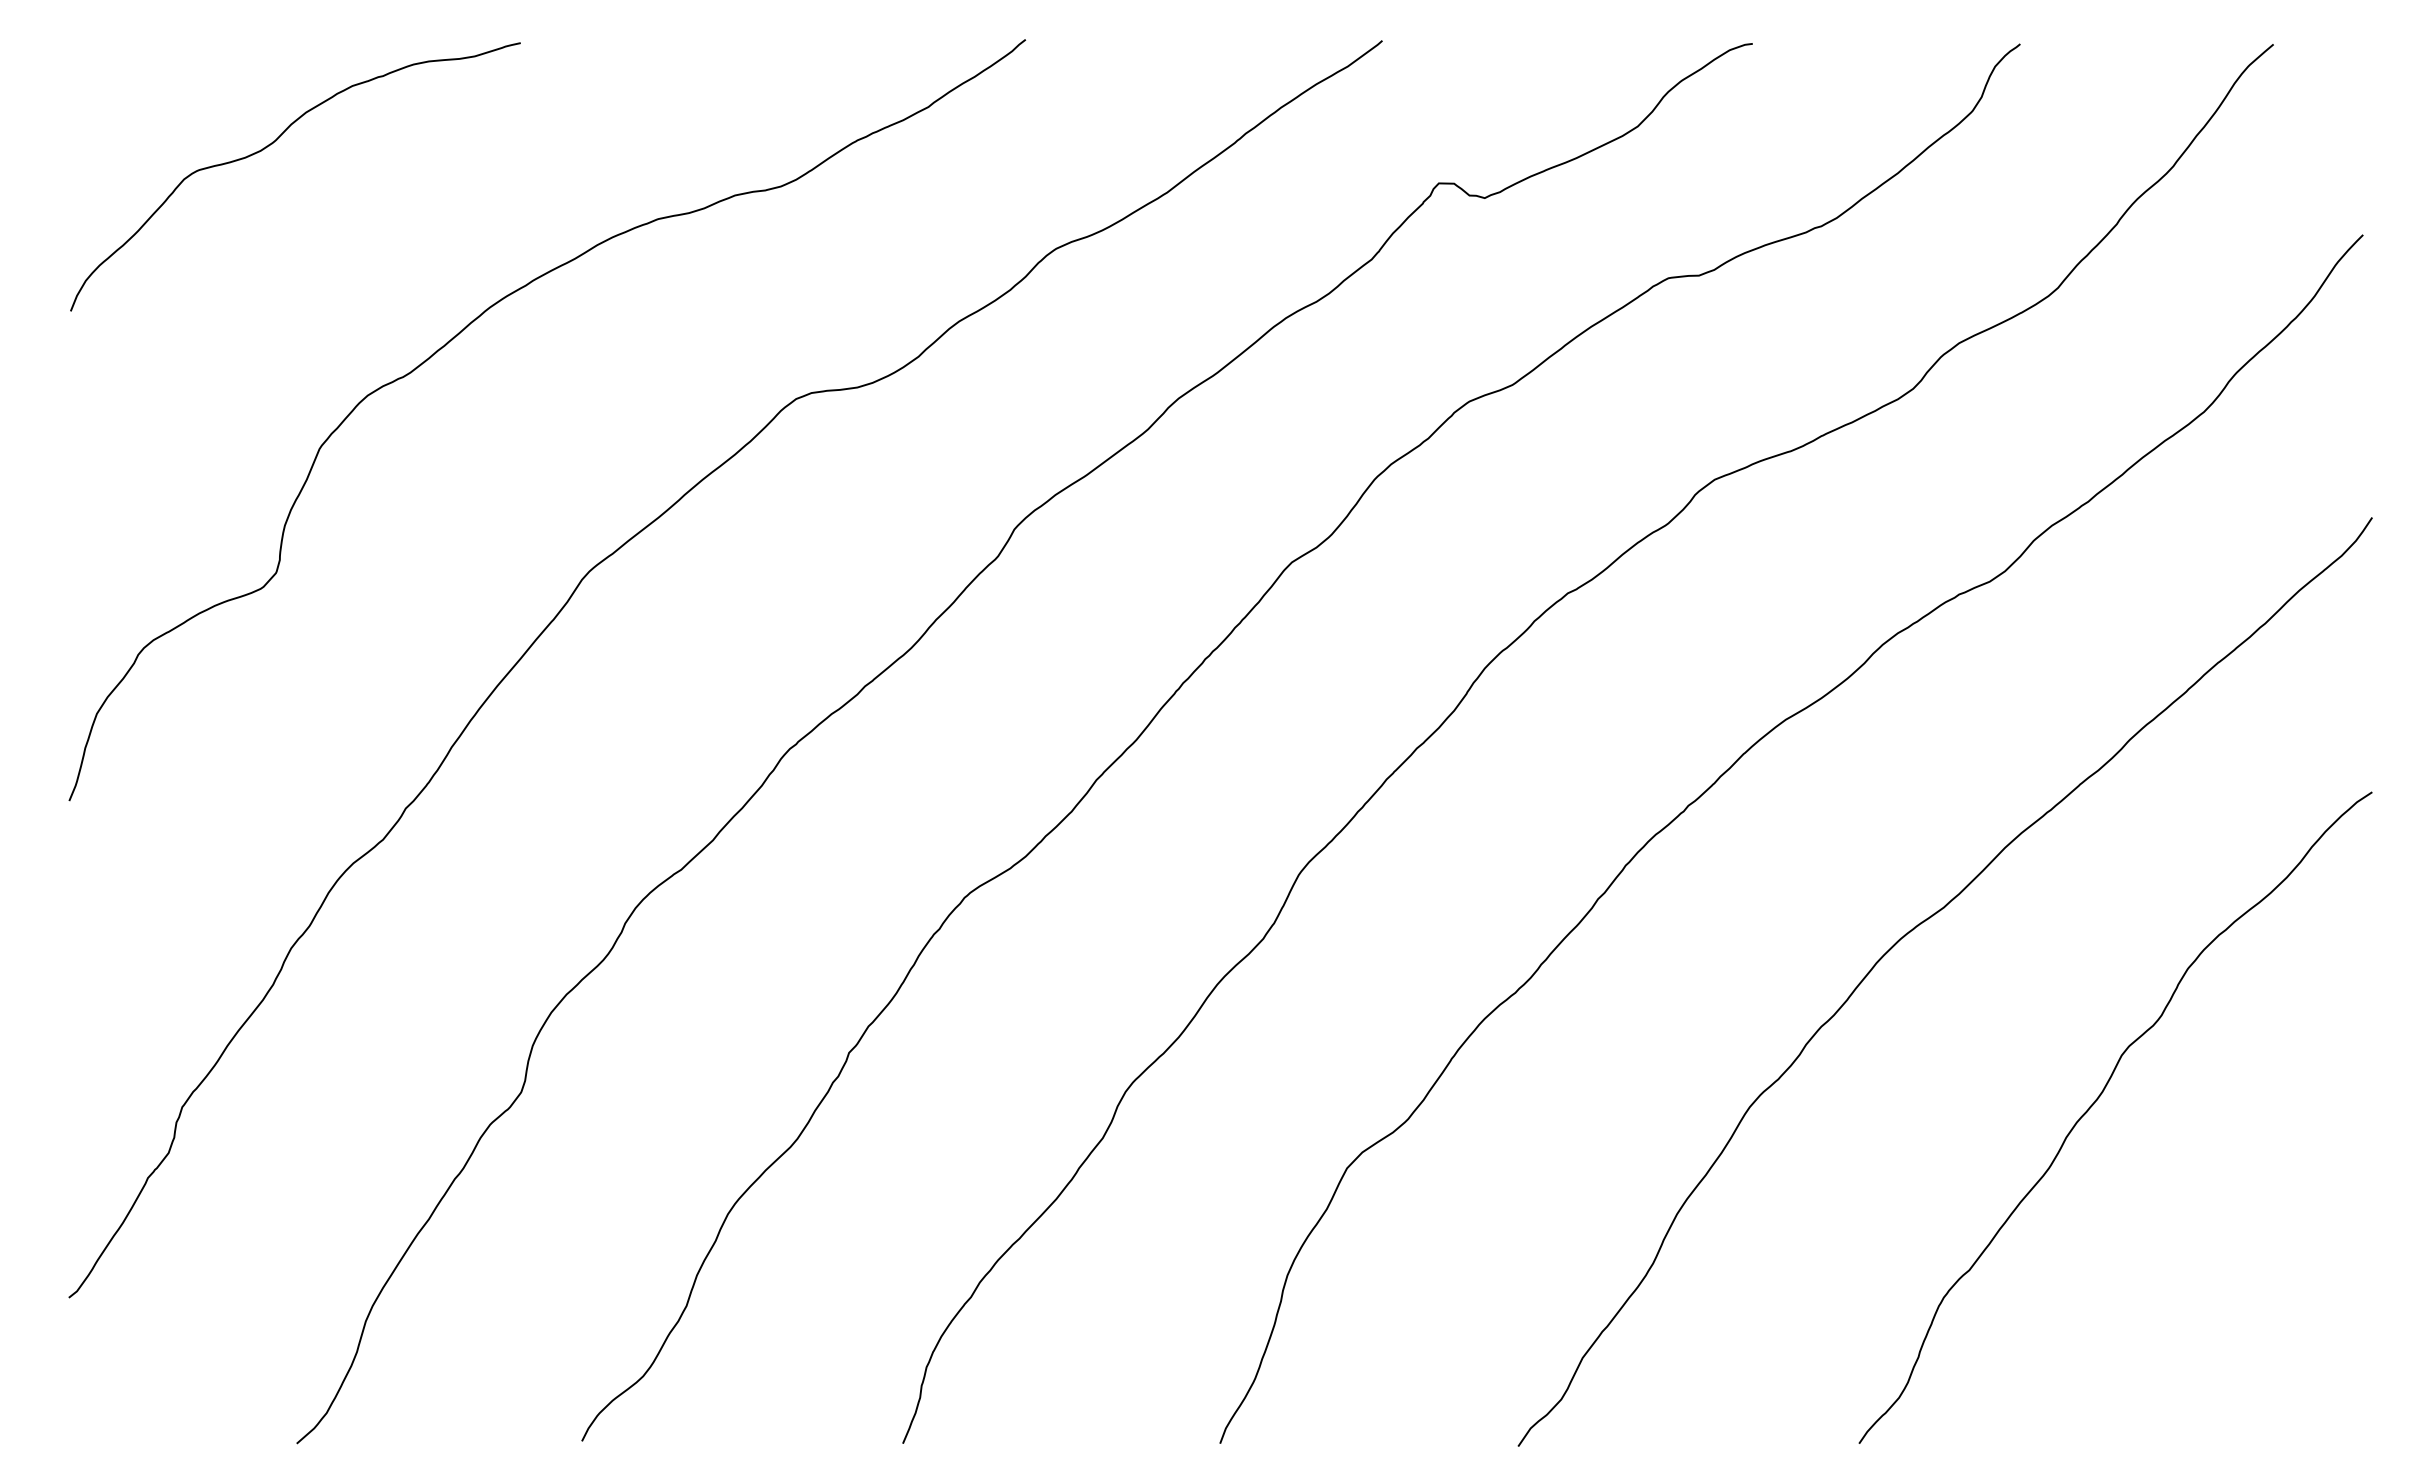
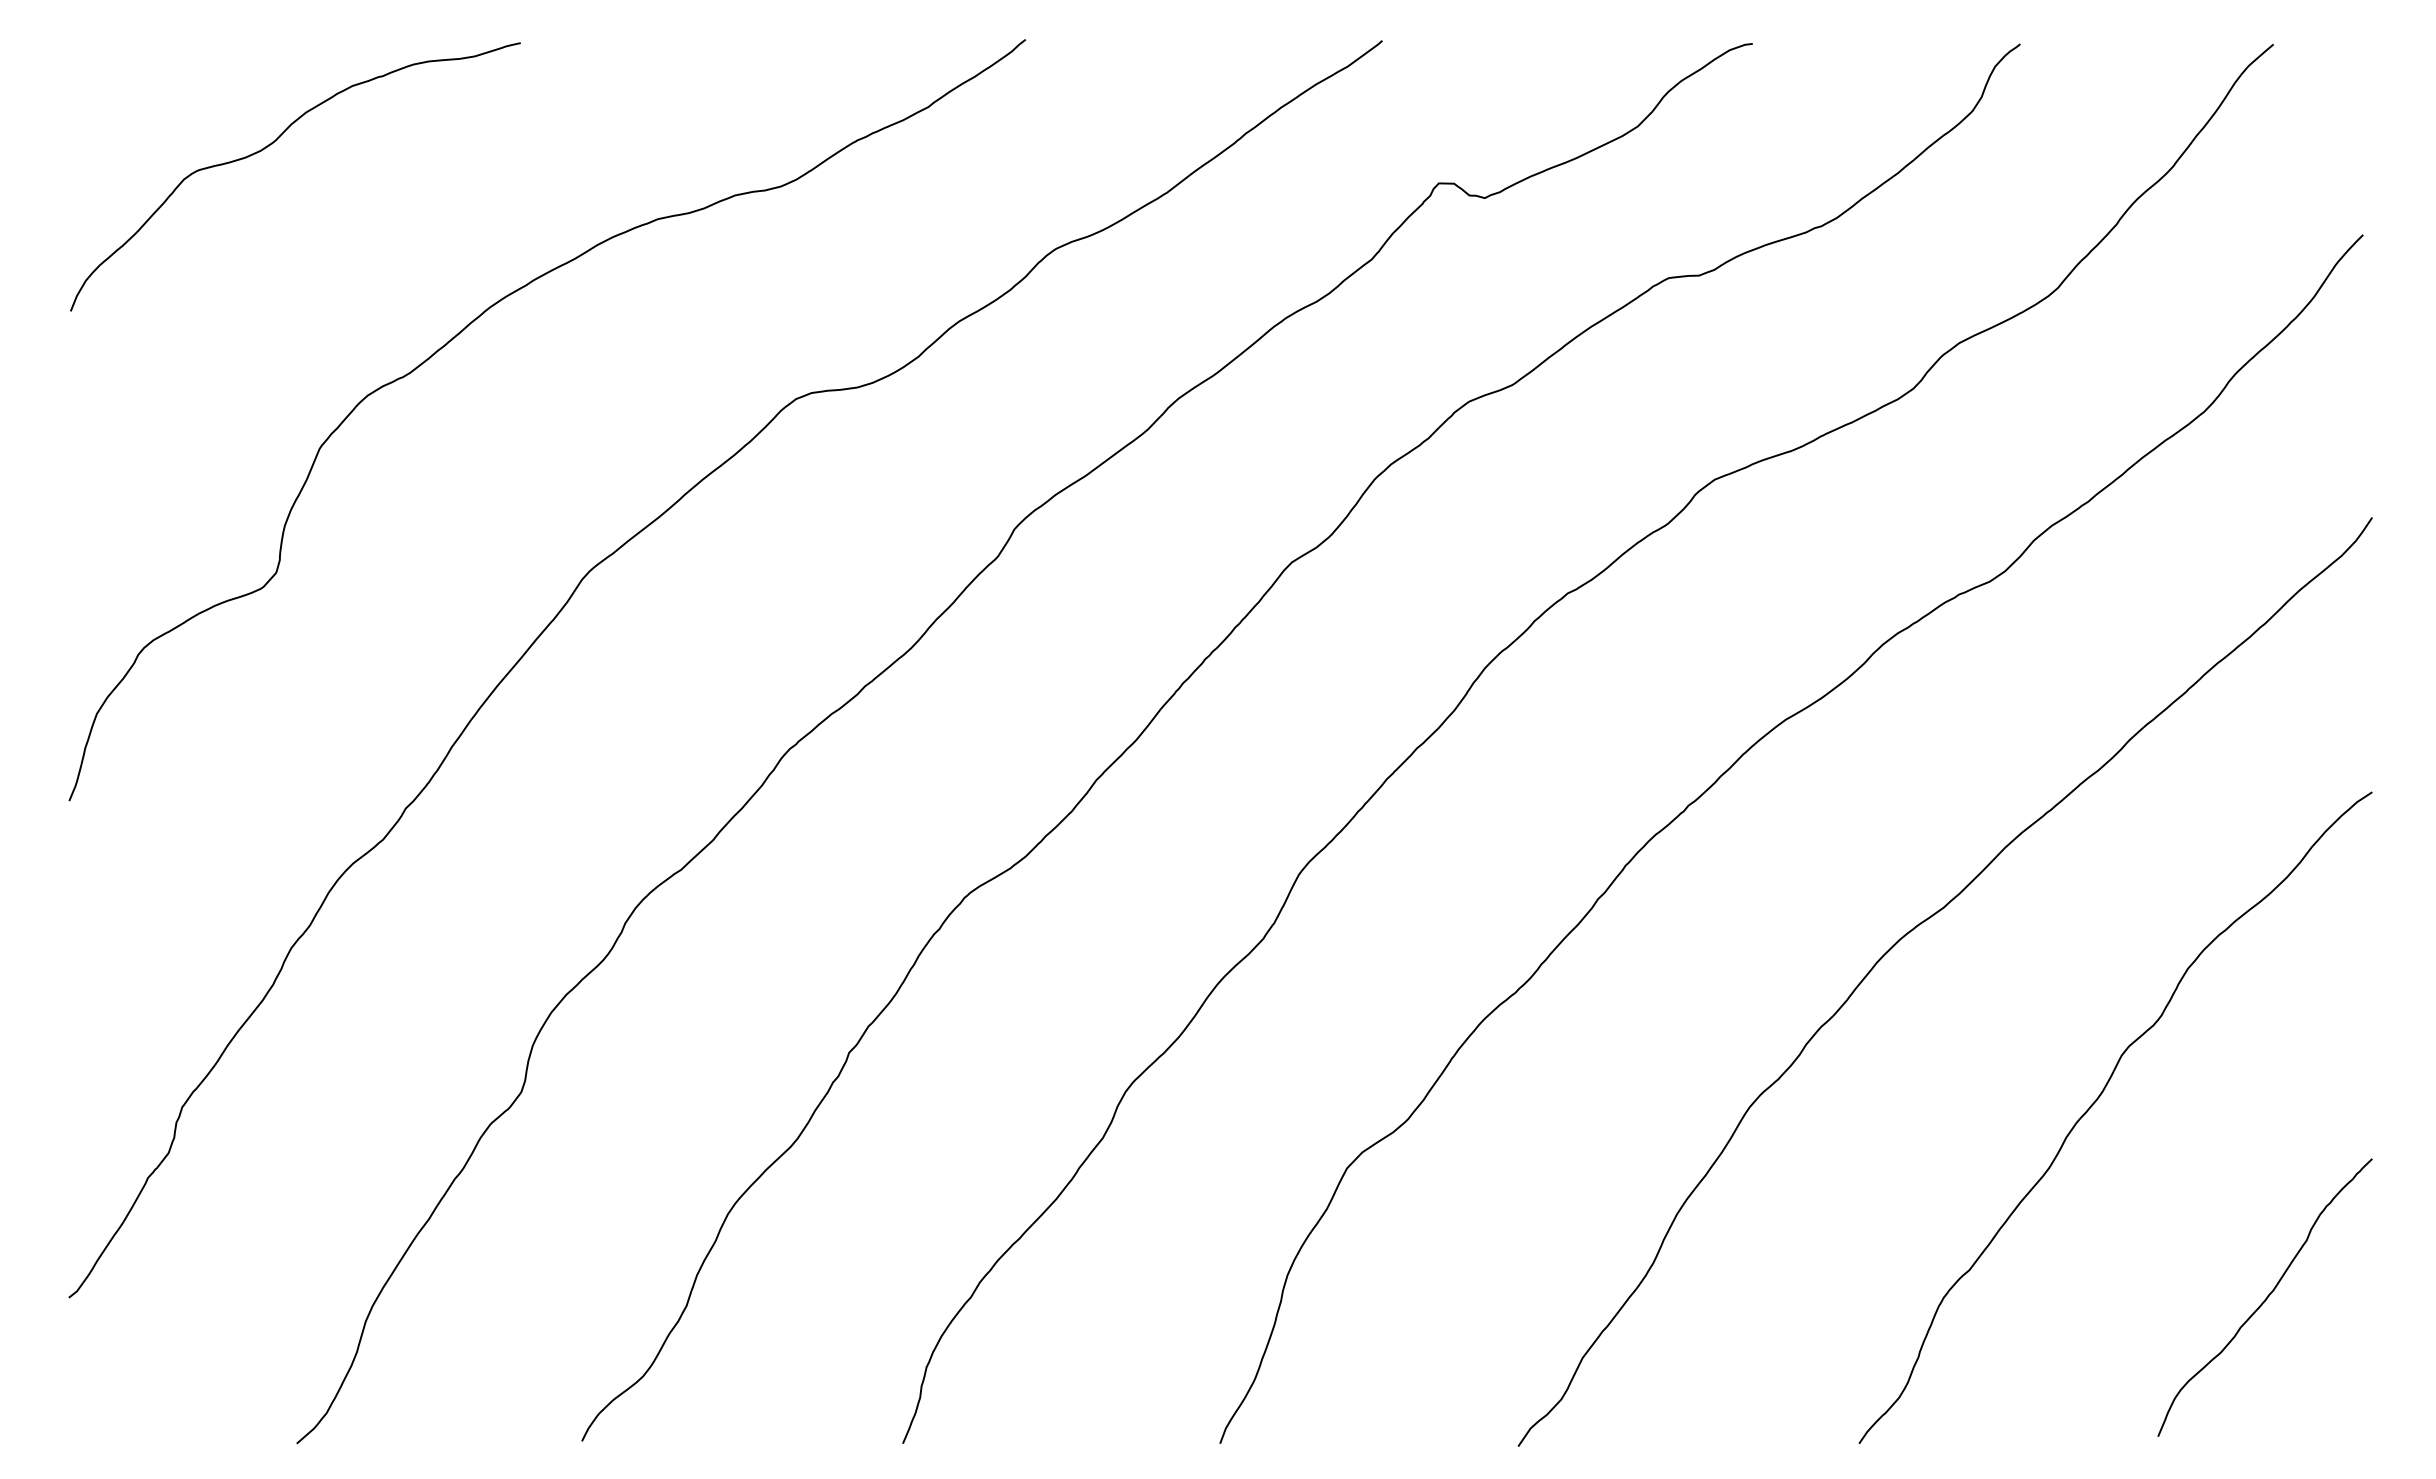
curve: none -> present (2265, 1298)
